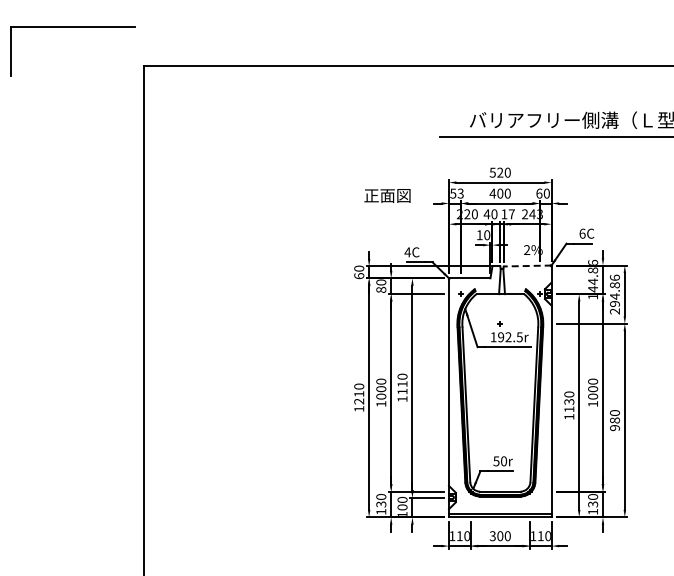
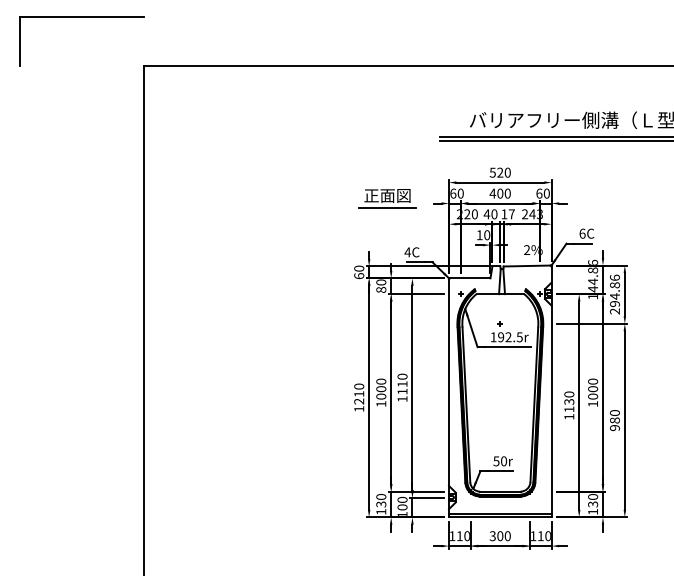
part position: (72, 27) -> (81, 17) (81, 17)
line: none -> present (554, 140)
text: 53 -> 60 (456, 193)
line: none -> present (387, 208)
line: dashed -> solid (527, 266)
